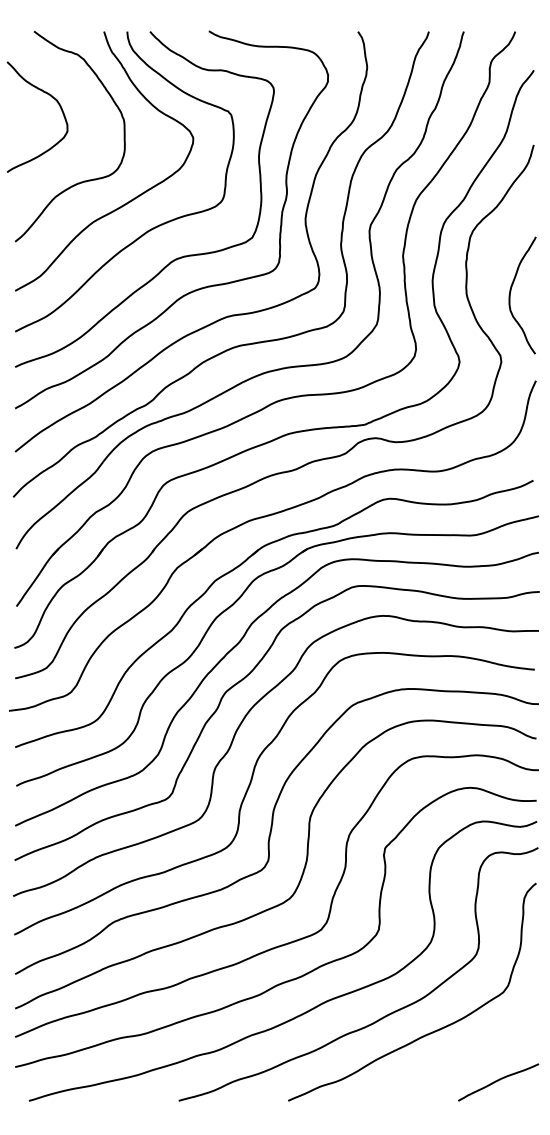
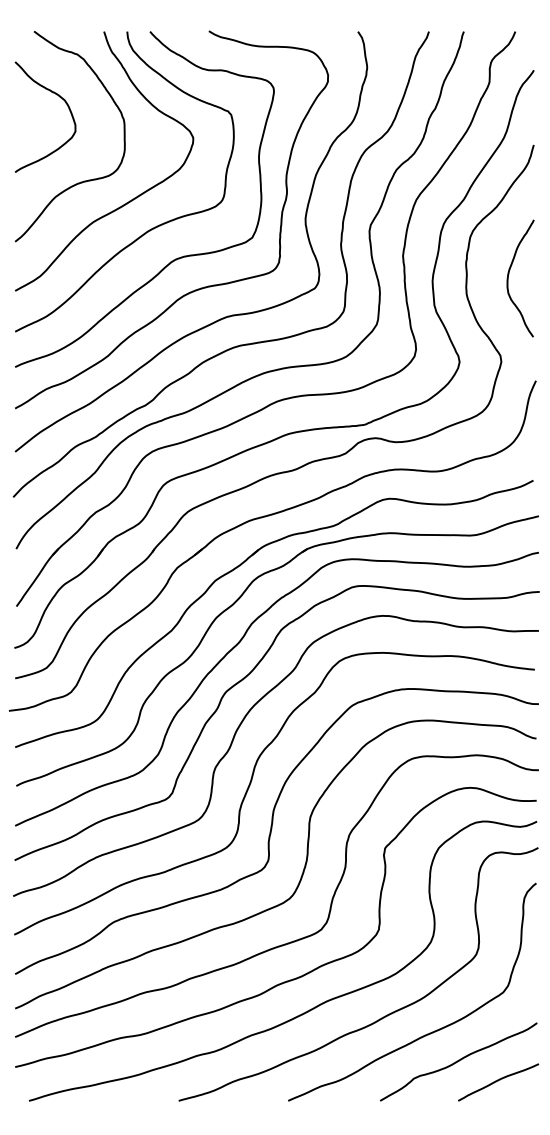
curve position: (52, 98) -> (60, 98) (60, 98)
curve position: (511, 291) -> (509, 274) (509, 274)
curve: none -> present (458, 1061)
